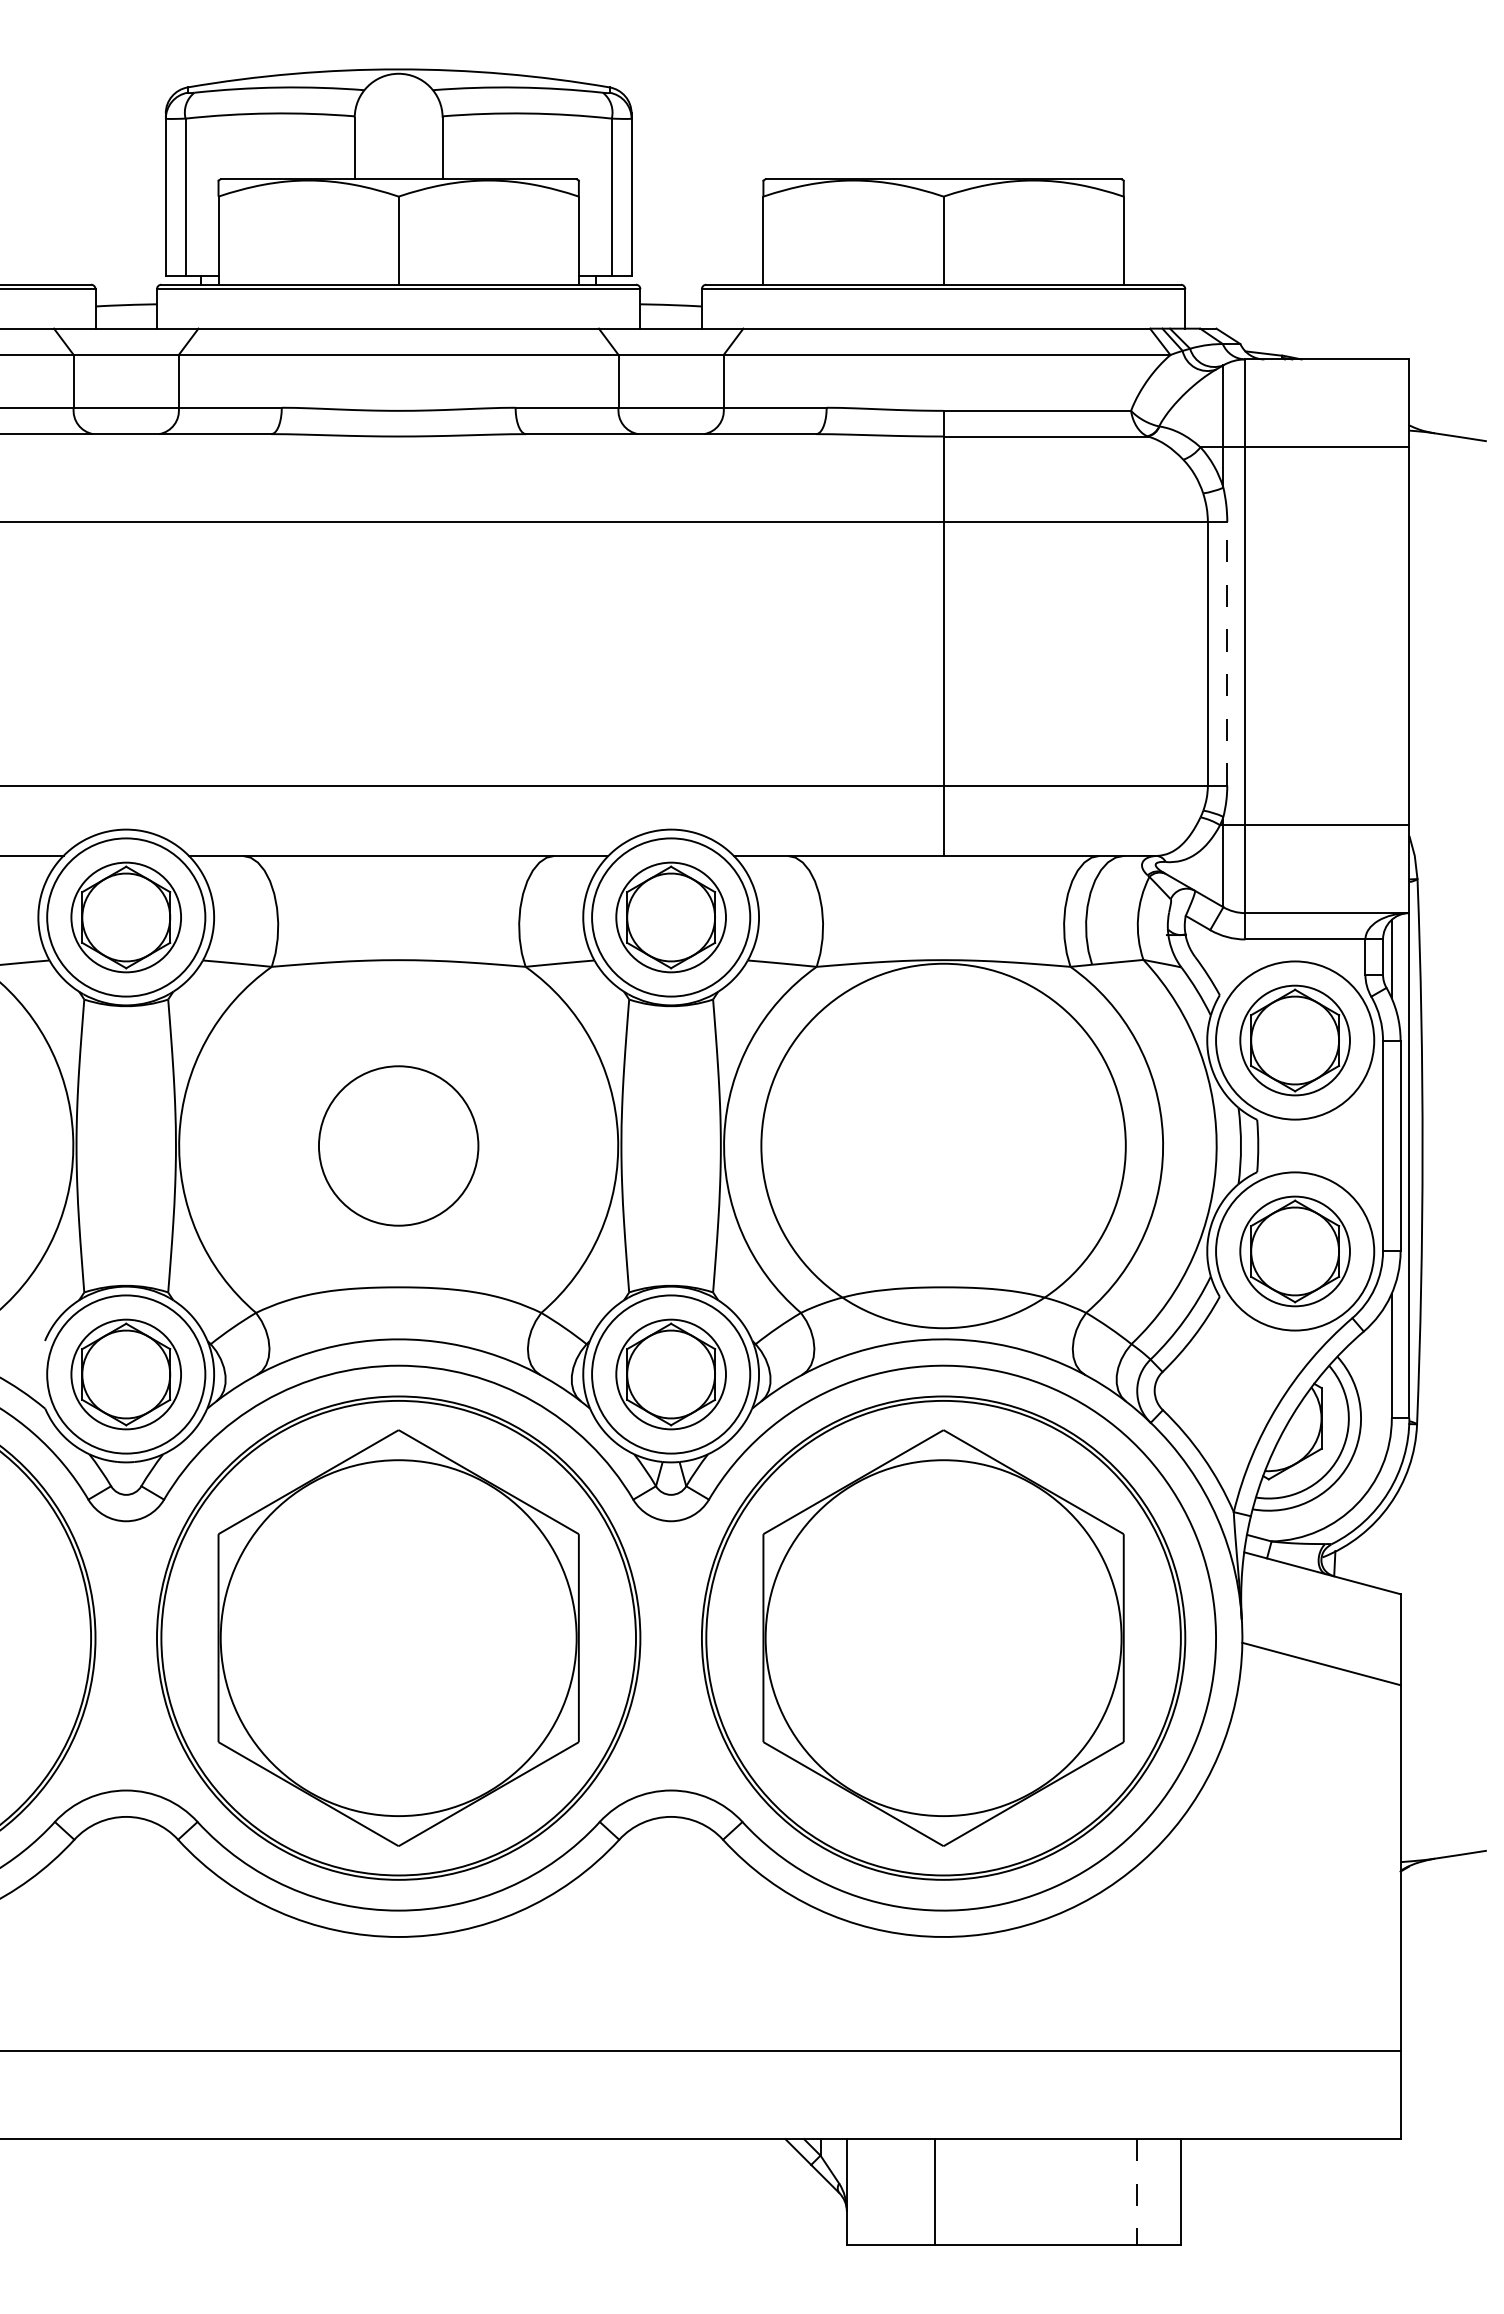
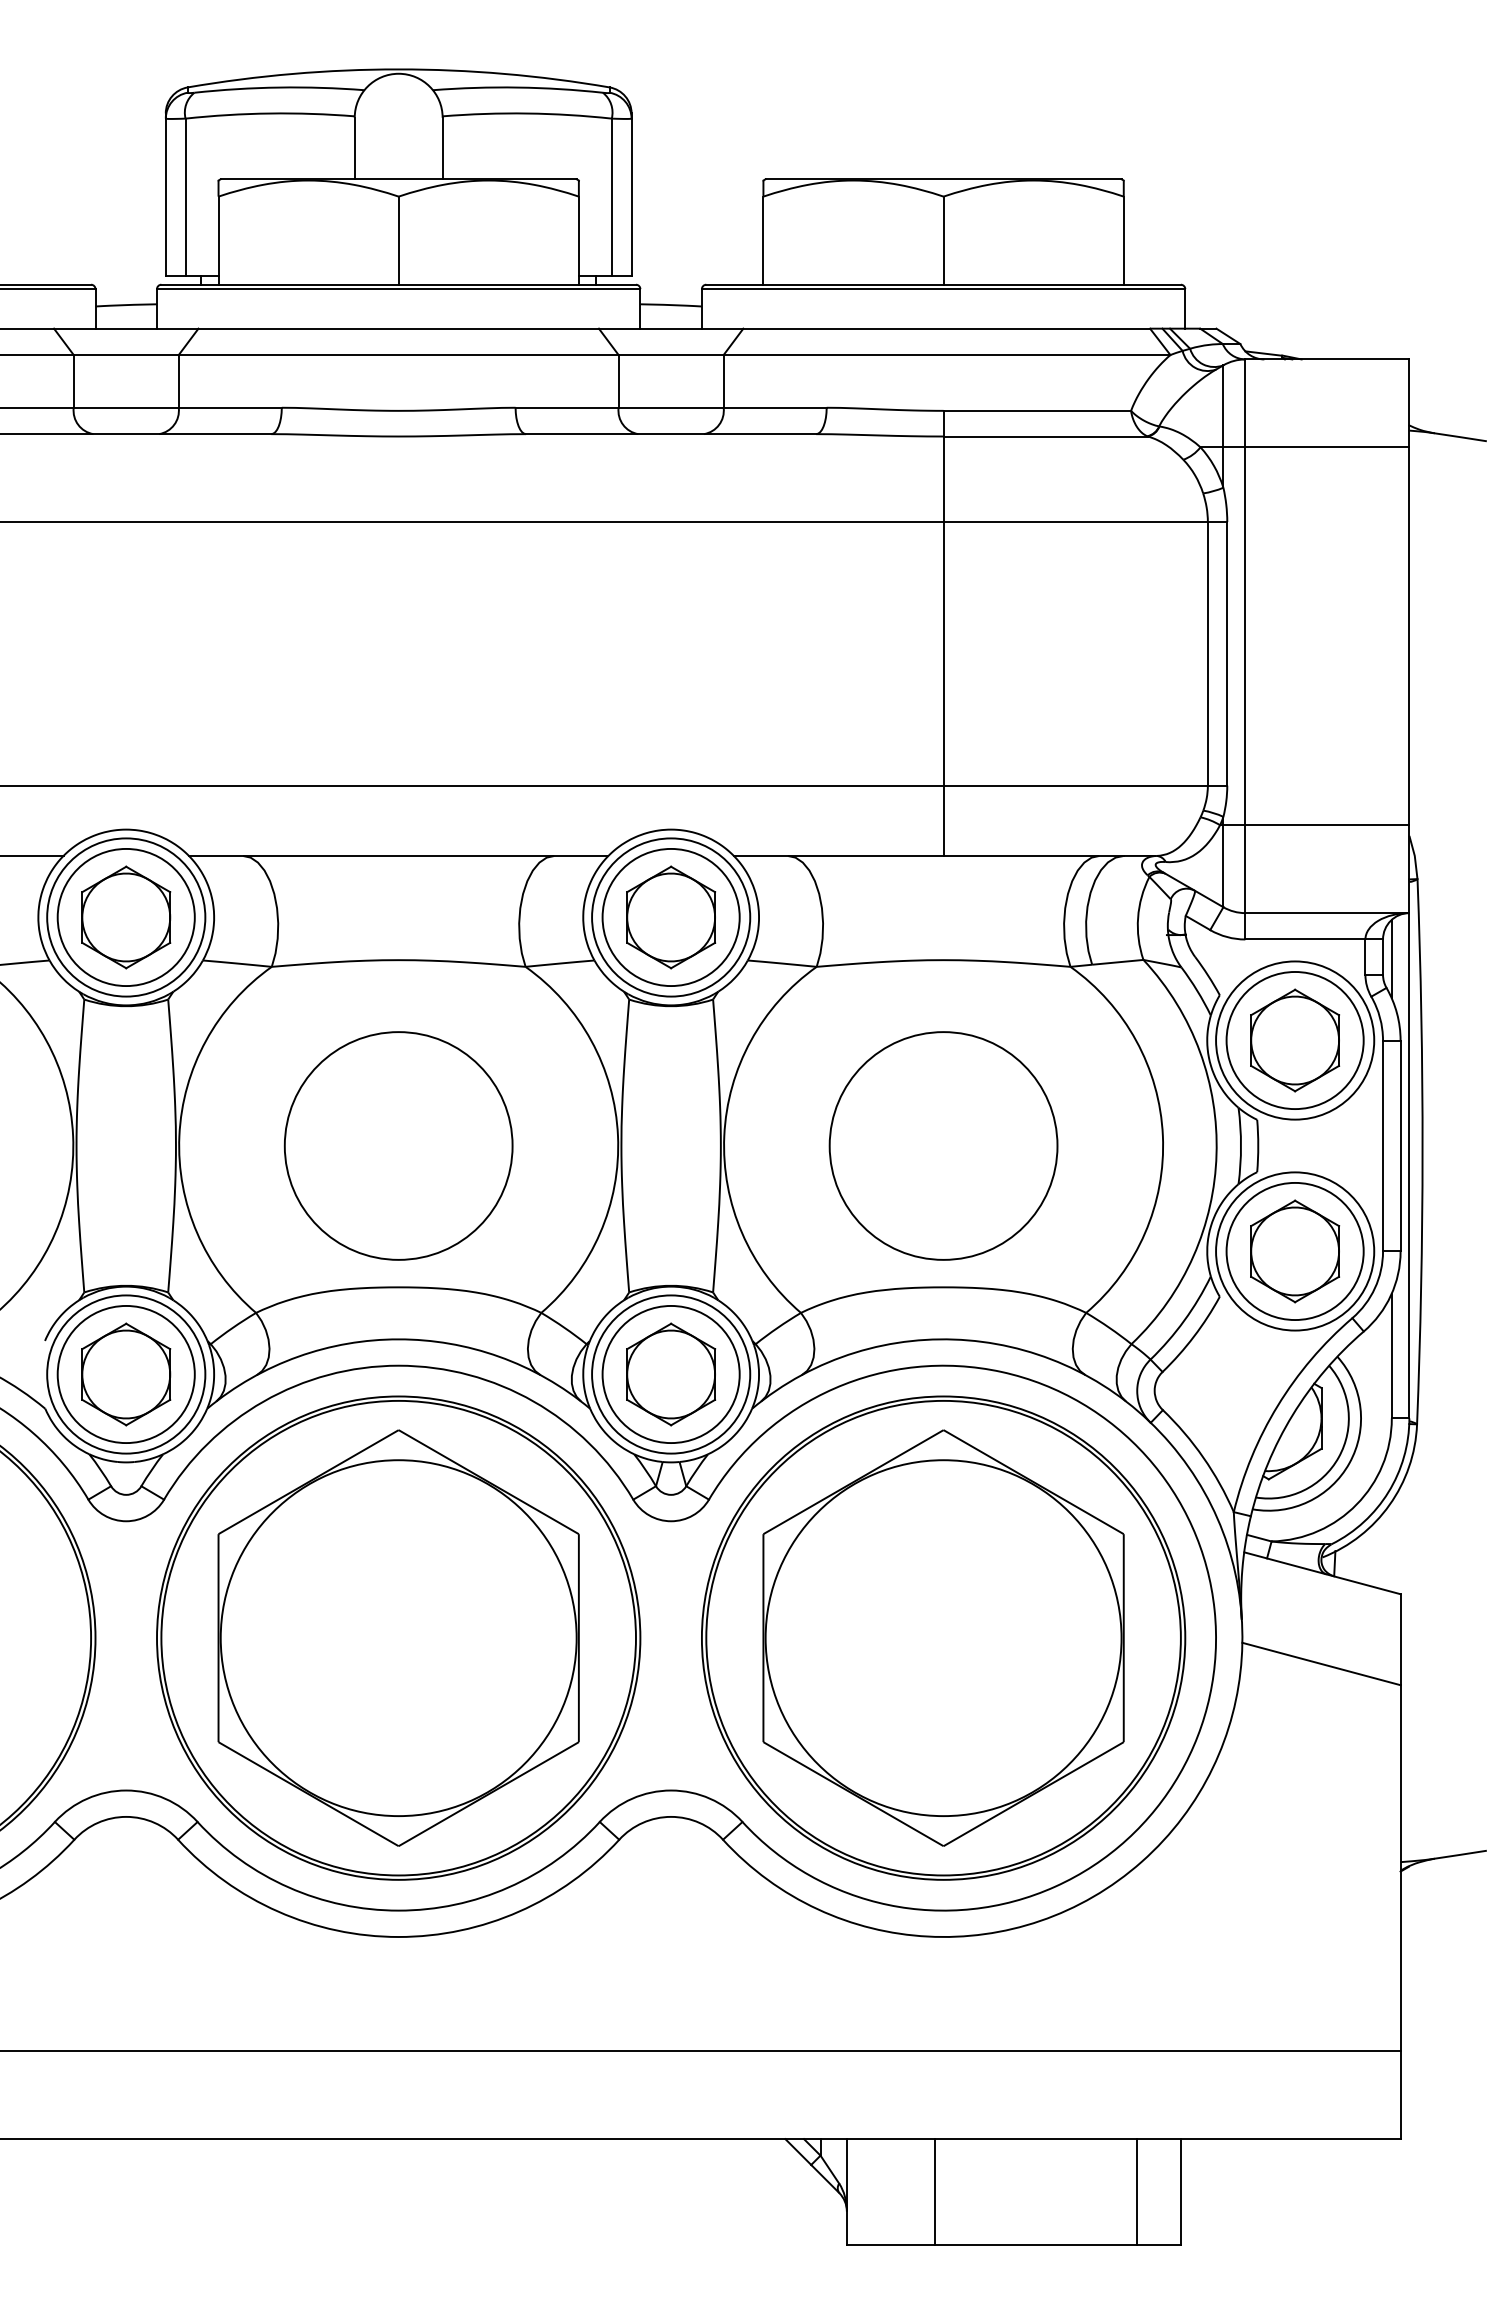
line: dashed -> solid (1227, 653)
circle diameter: 110 px -> 137 px (125, 917)
circle diameter: 110 px -> 137 px (670, 917)
circle diameter: 110 px -> 137 px (1294, 1040)
circle diameter: 159 px -> 228 px (398, 1145)
circle diameter: 364 px -> 228 px (943, 1145)
circle diameter: 110 px -> 137 px (1294, 1251)
circle diameter: 110 px -> 137 px (125, 1374)
circle diameter: 110 px -> 137 px (670, 1374)
line: dashed -> solid (1136, 2191)
